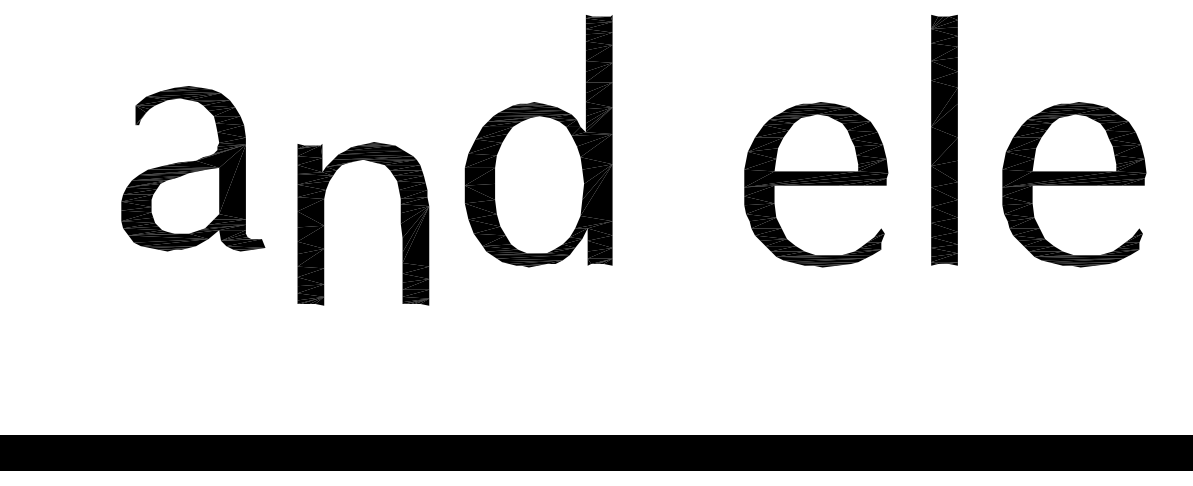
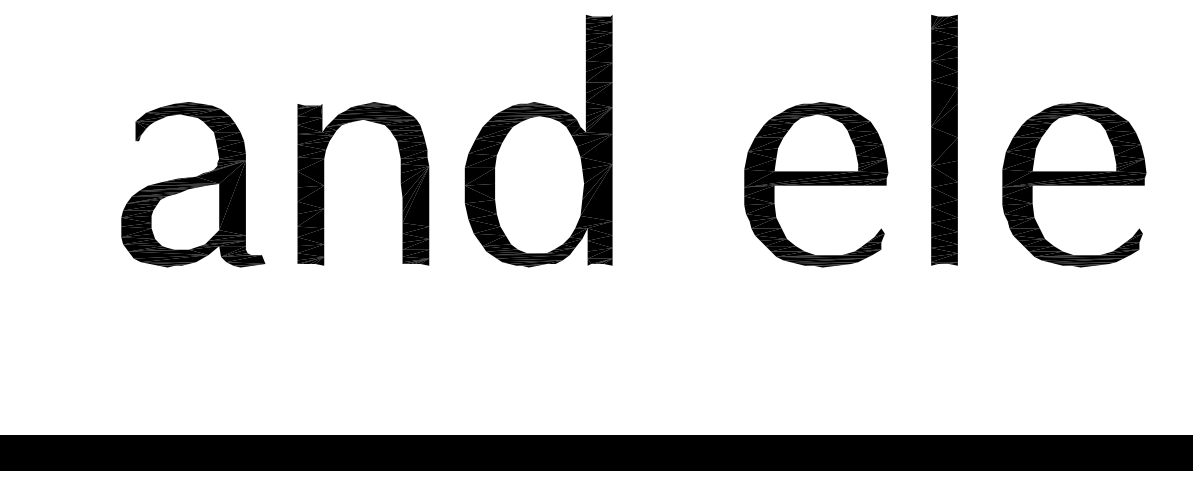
part position: (193, 168) -> (193, 184) (193, 184)
part position: (400, 223) -> (400, 183) (400, 183)
